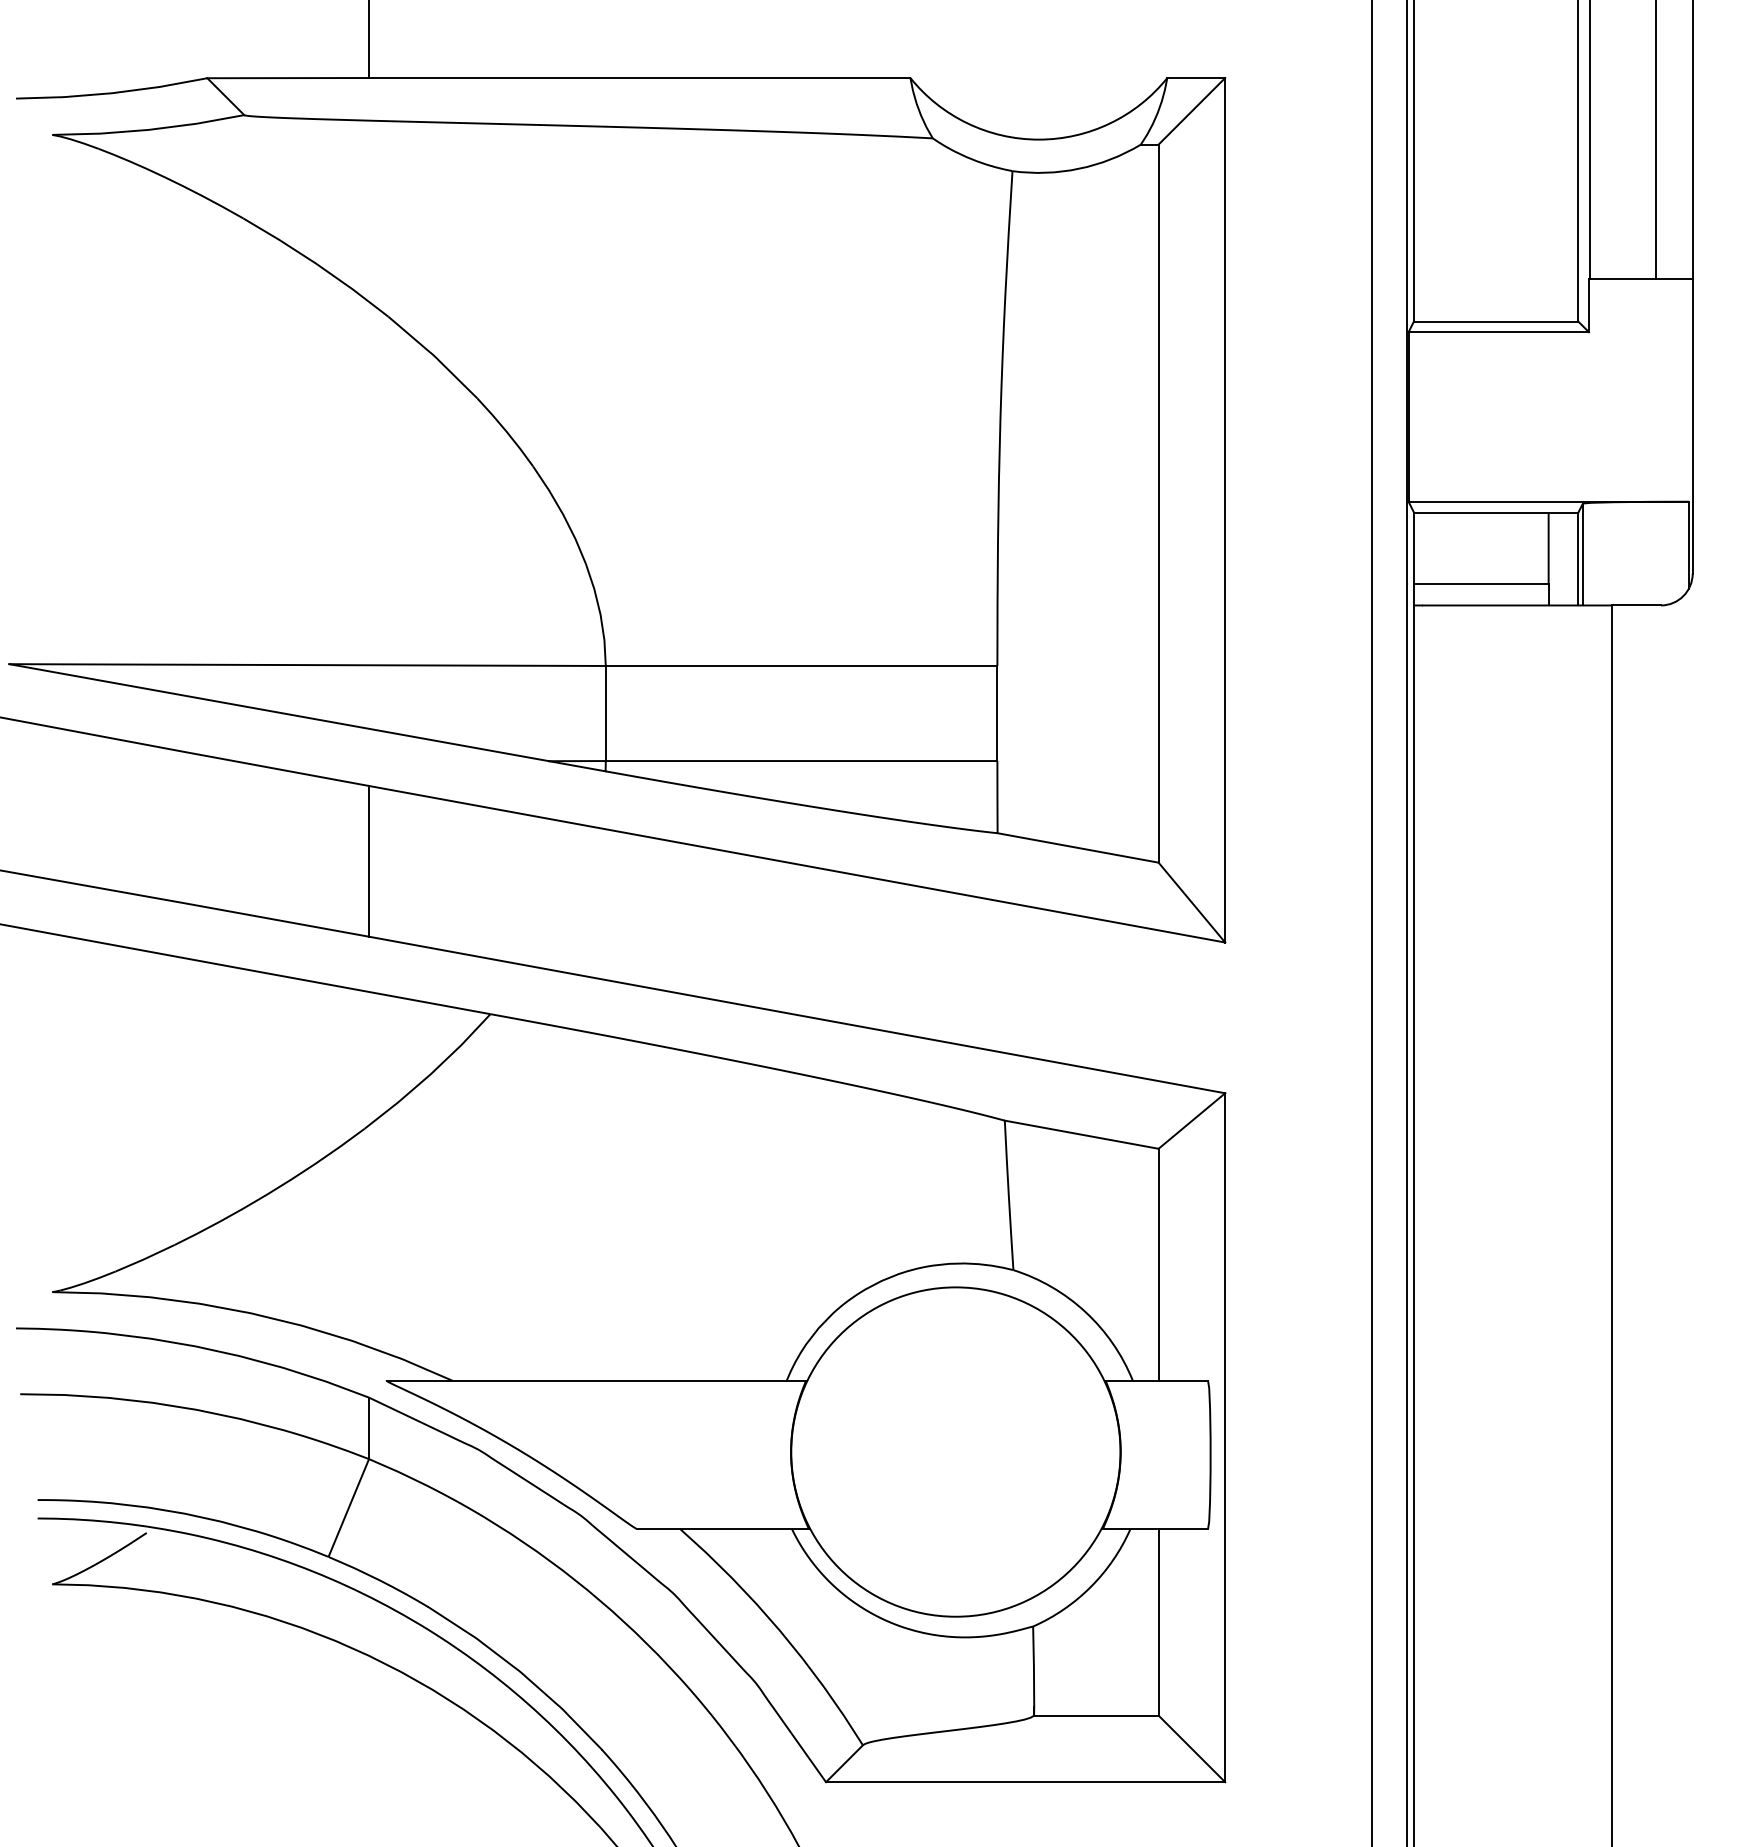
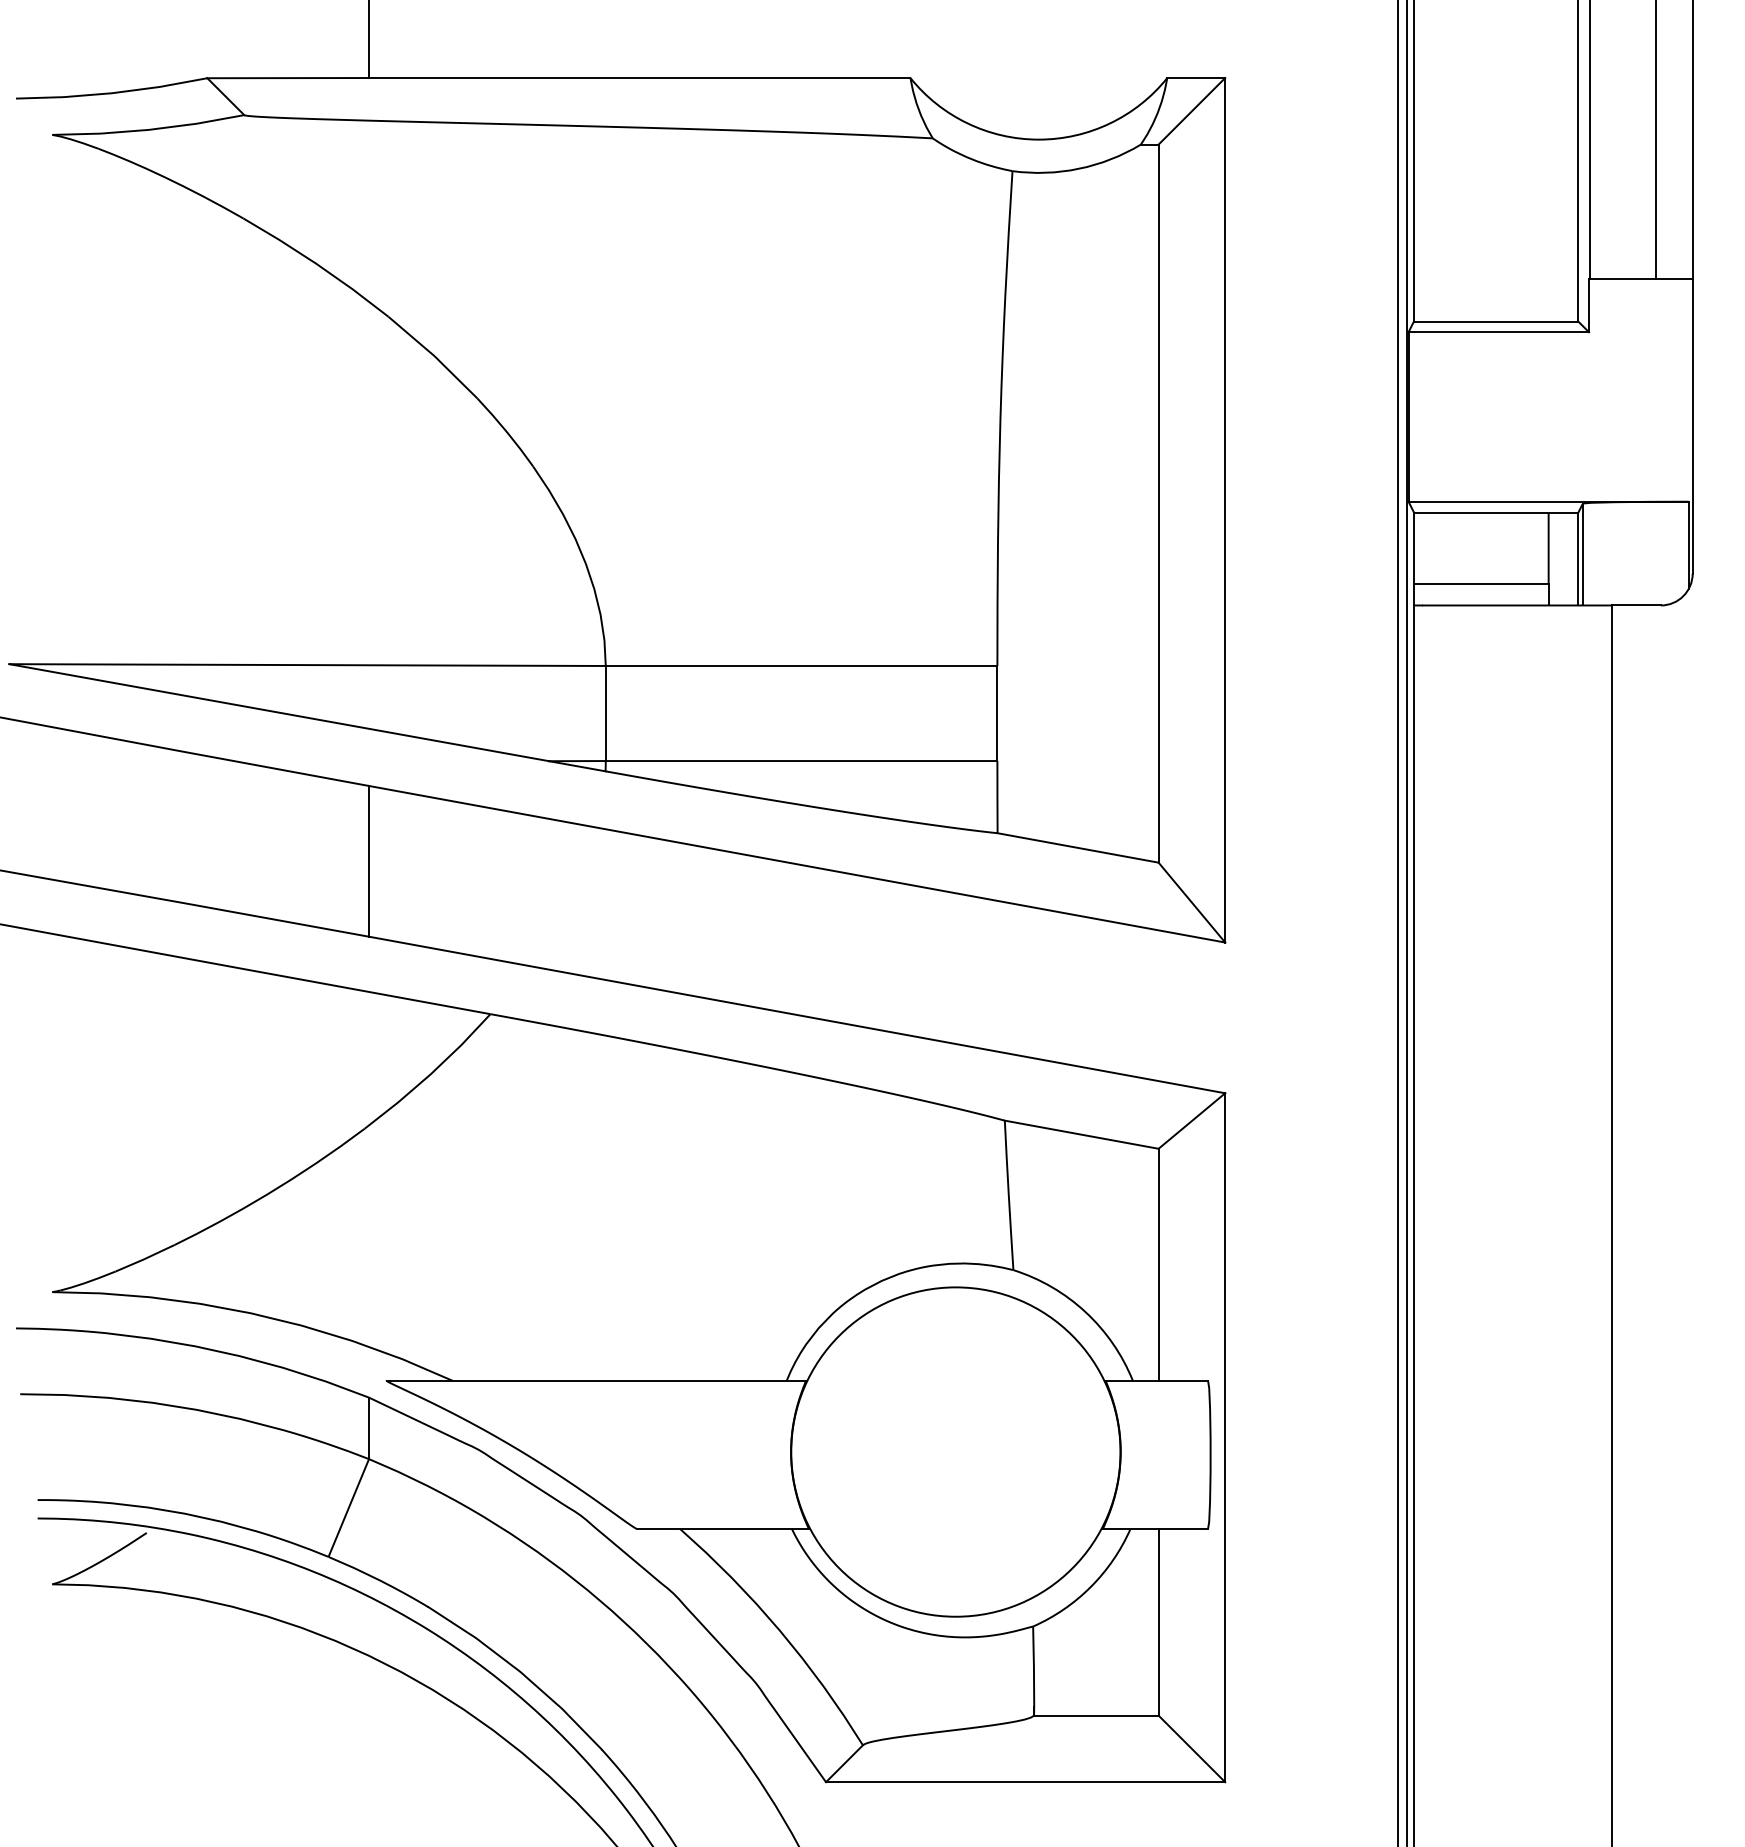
line position: (1372, 922) -> (1398, 922) (1398, 922)
